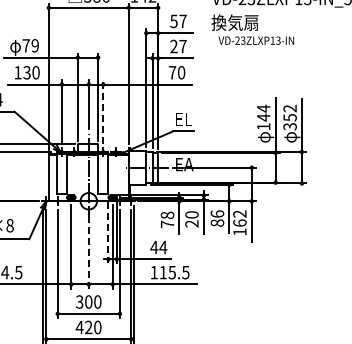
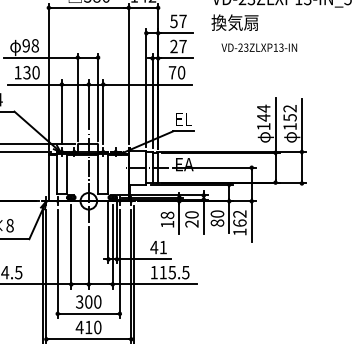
text position: (256, 40) -> (259, 47) (259, 47)
text: 79 -> 98 (30, 45)
line: dashed -> solid (103, 112)
text: 352 -> 152 (289, 126)
text: 86 -> 80 (216, 213)
text: 78 -> 18 (167, 224)
line: dashed -> solid (108, 232)
text: 44 -> 41 (163, 247)
line: dashed -> solid (88, 257)
text: 420 -> 410 (88, 327)
